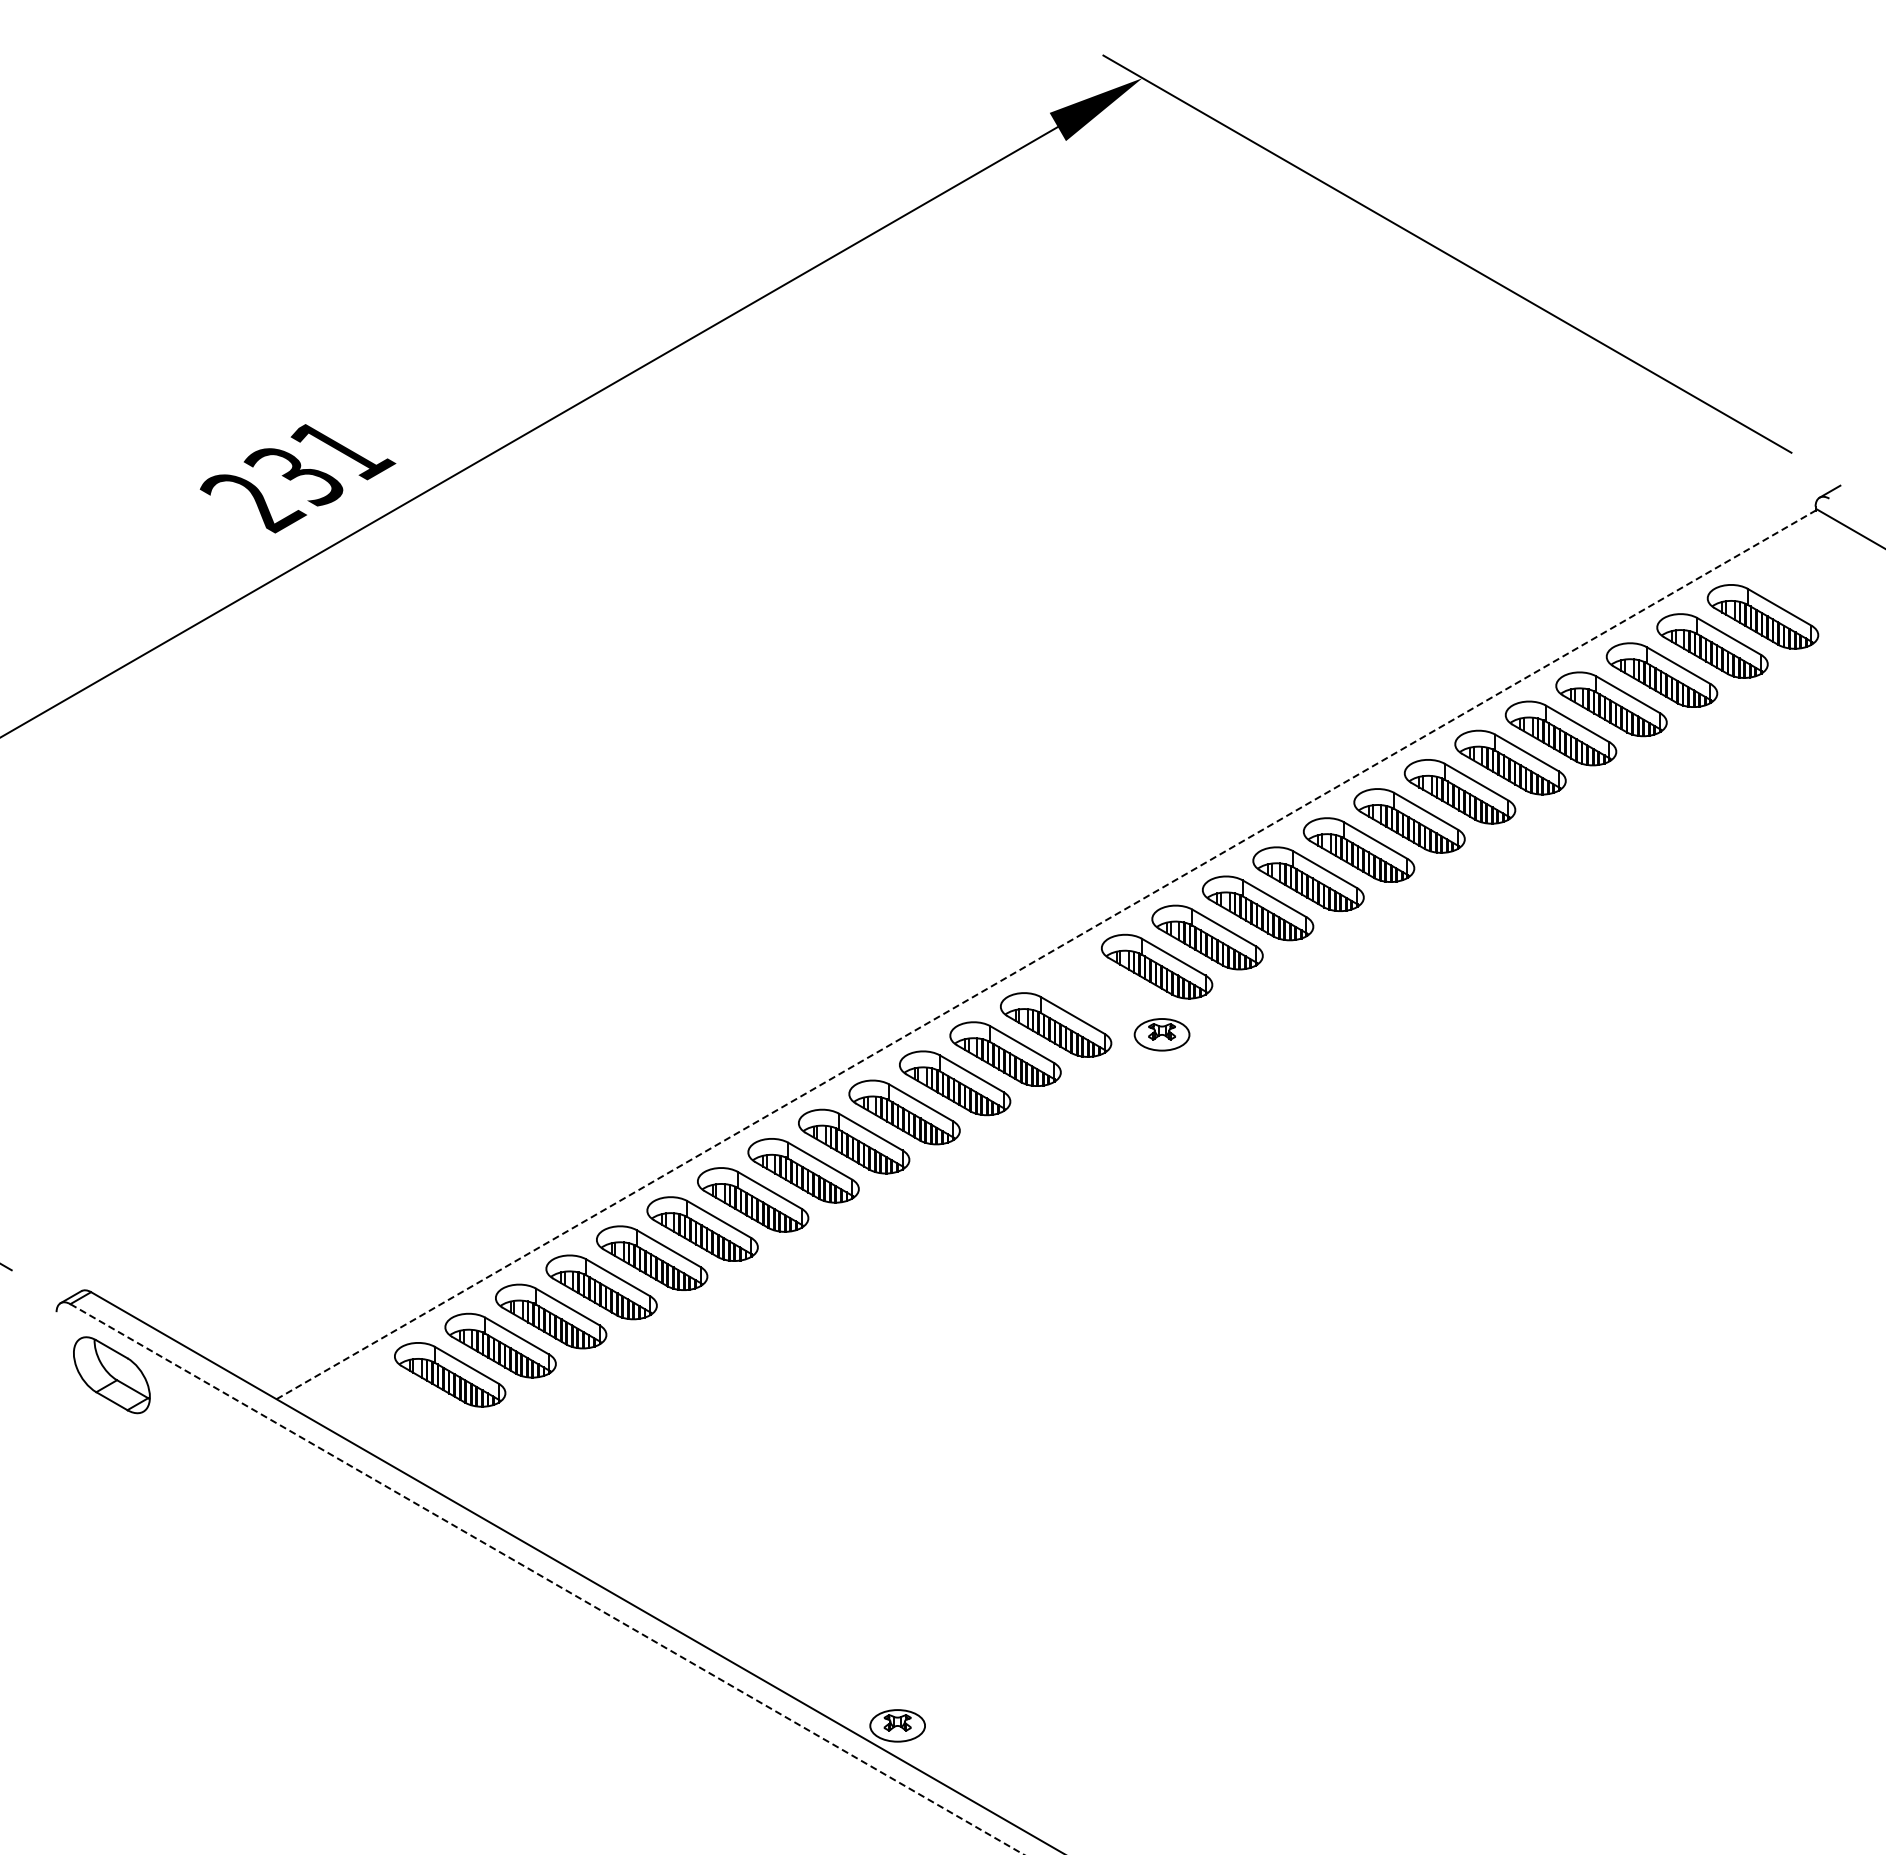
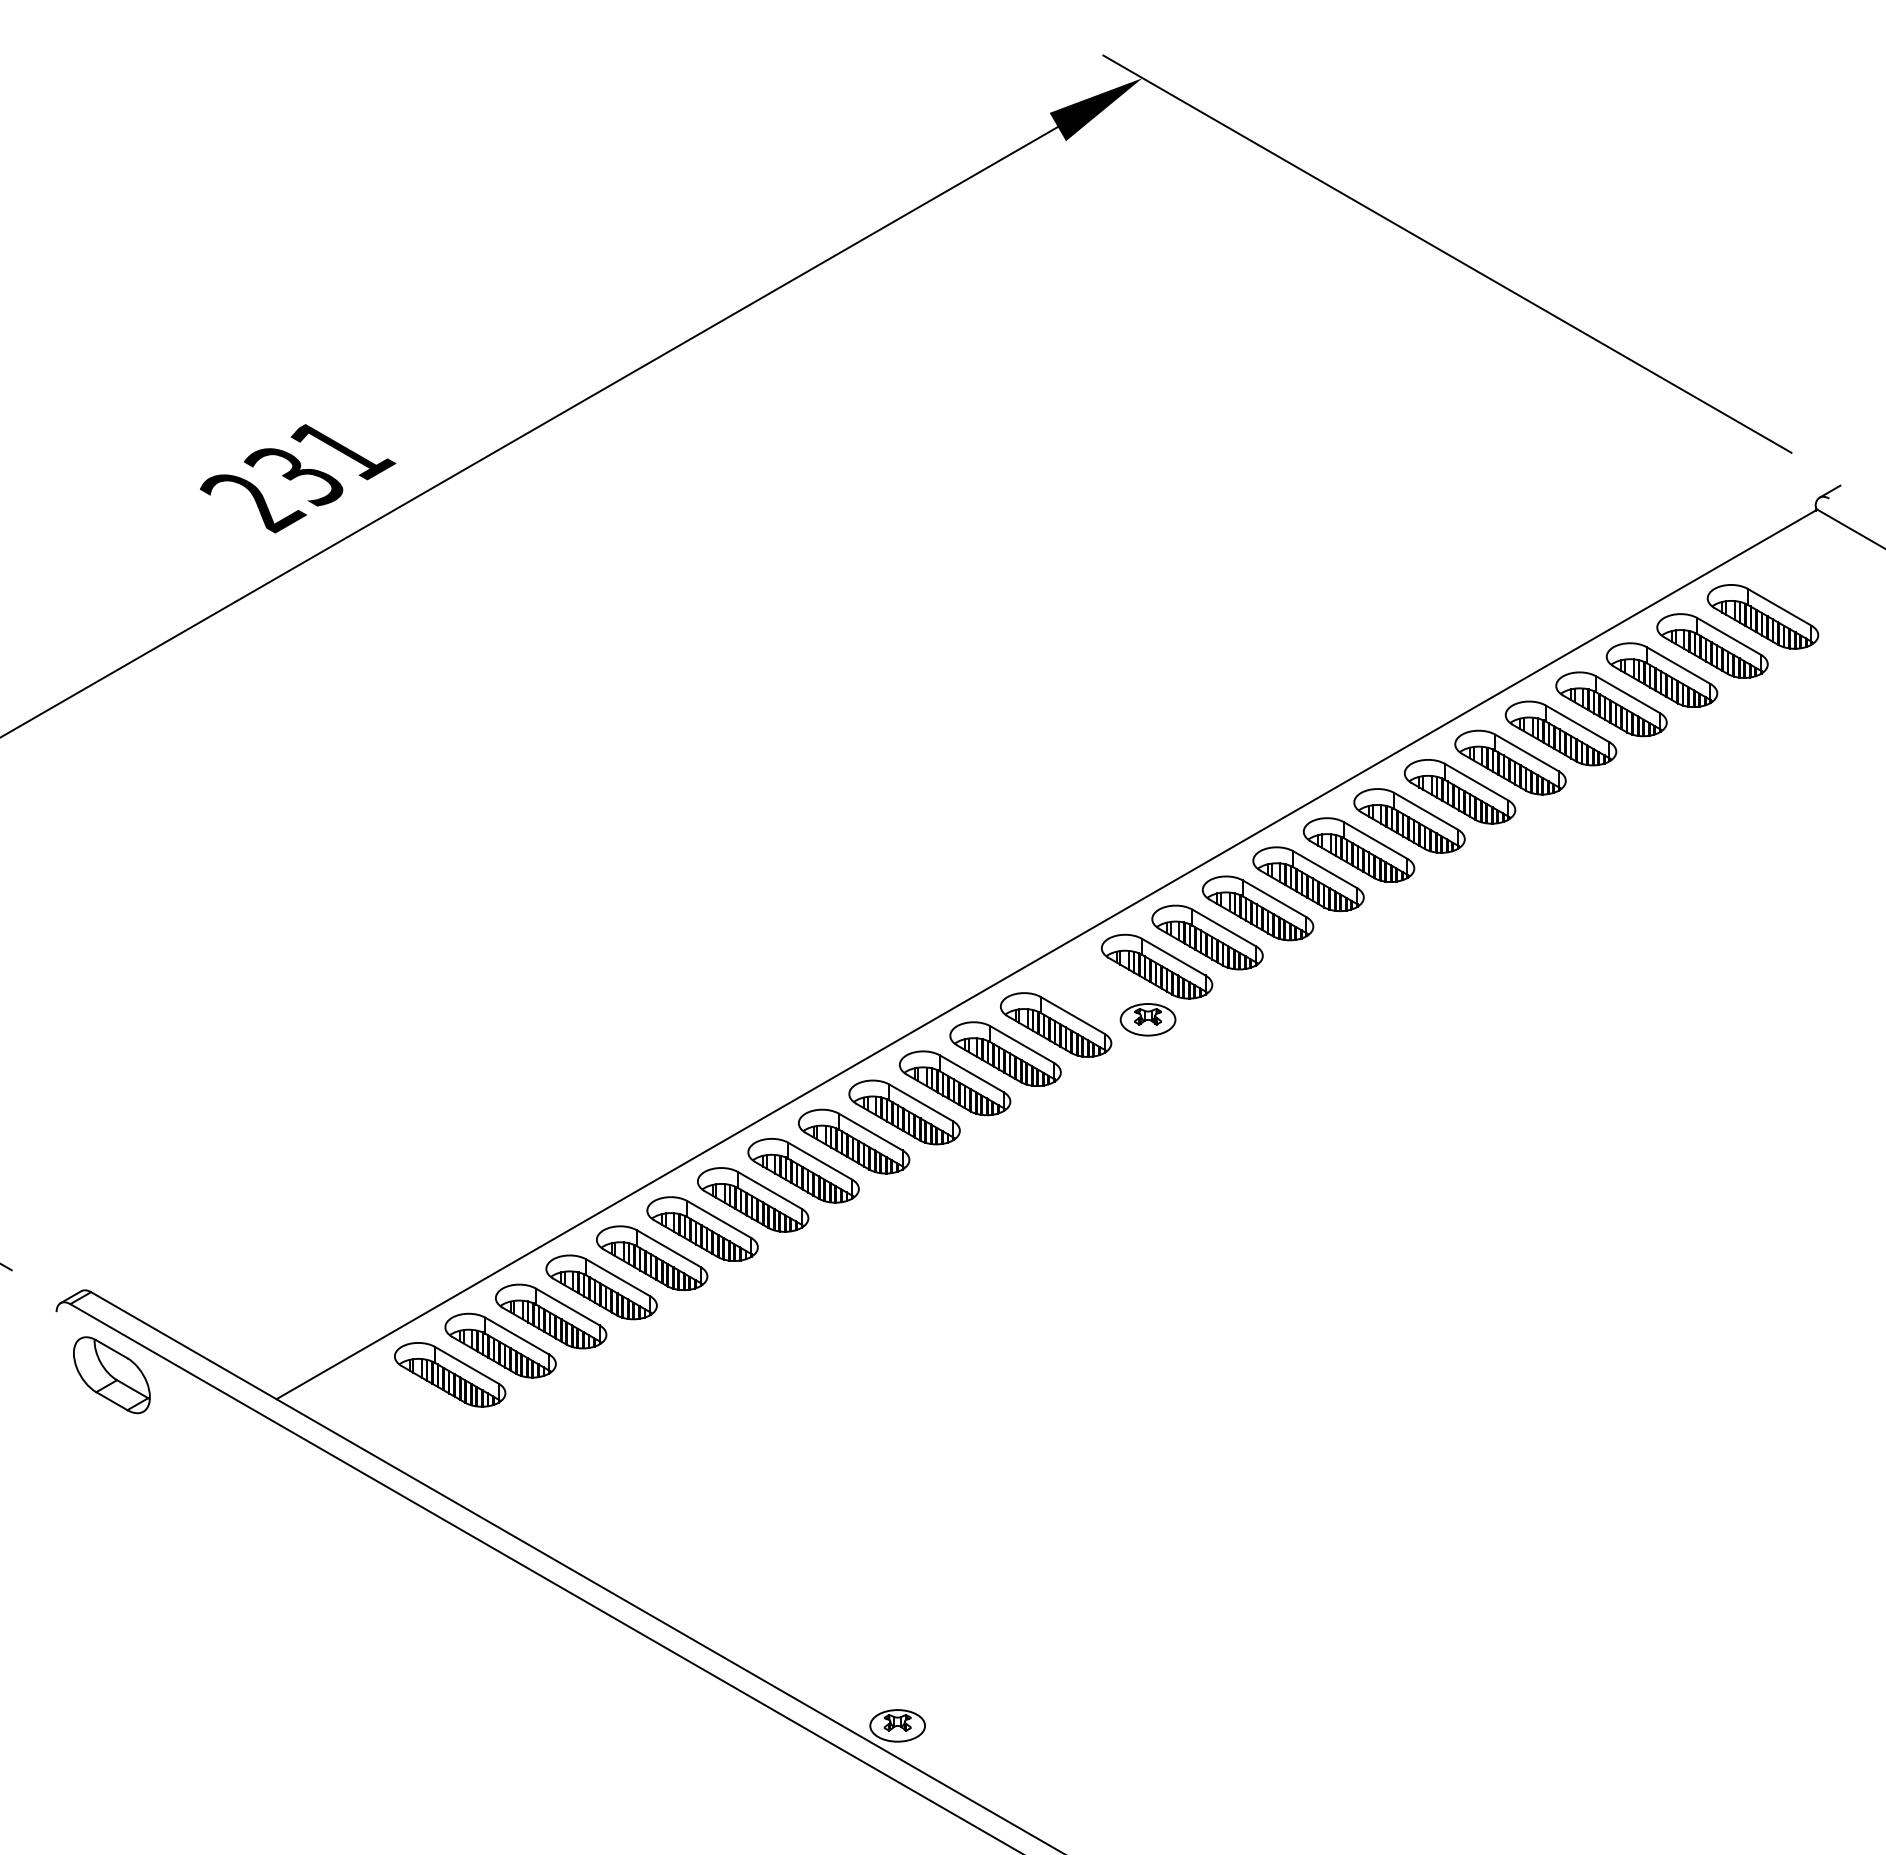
line: dashed -> solid (1046, 954)
part position: (1161, 1034) -> (1147, 1019) (1147, 1019)
line: dashed -> solid (547, 1579)
